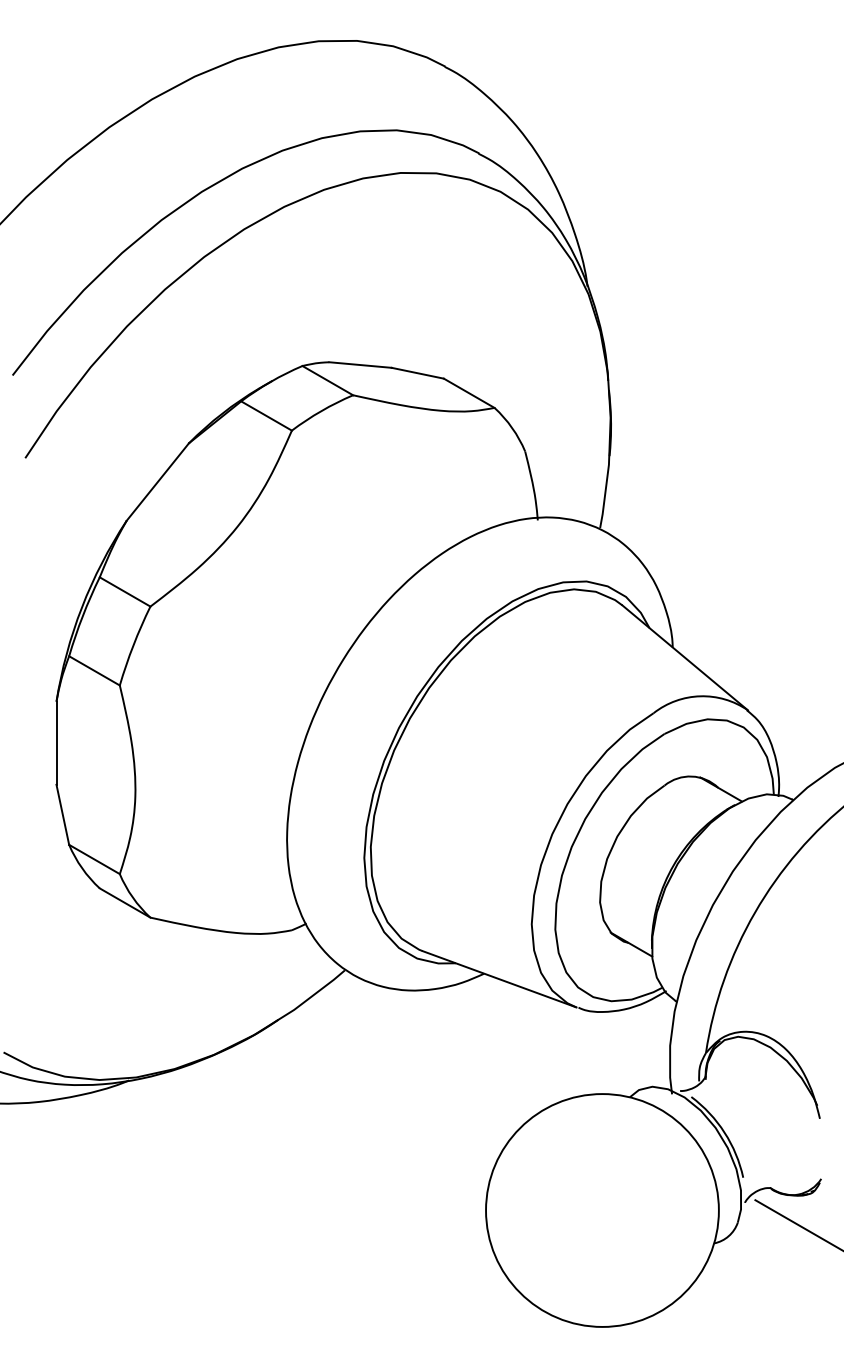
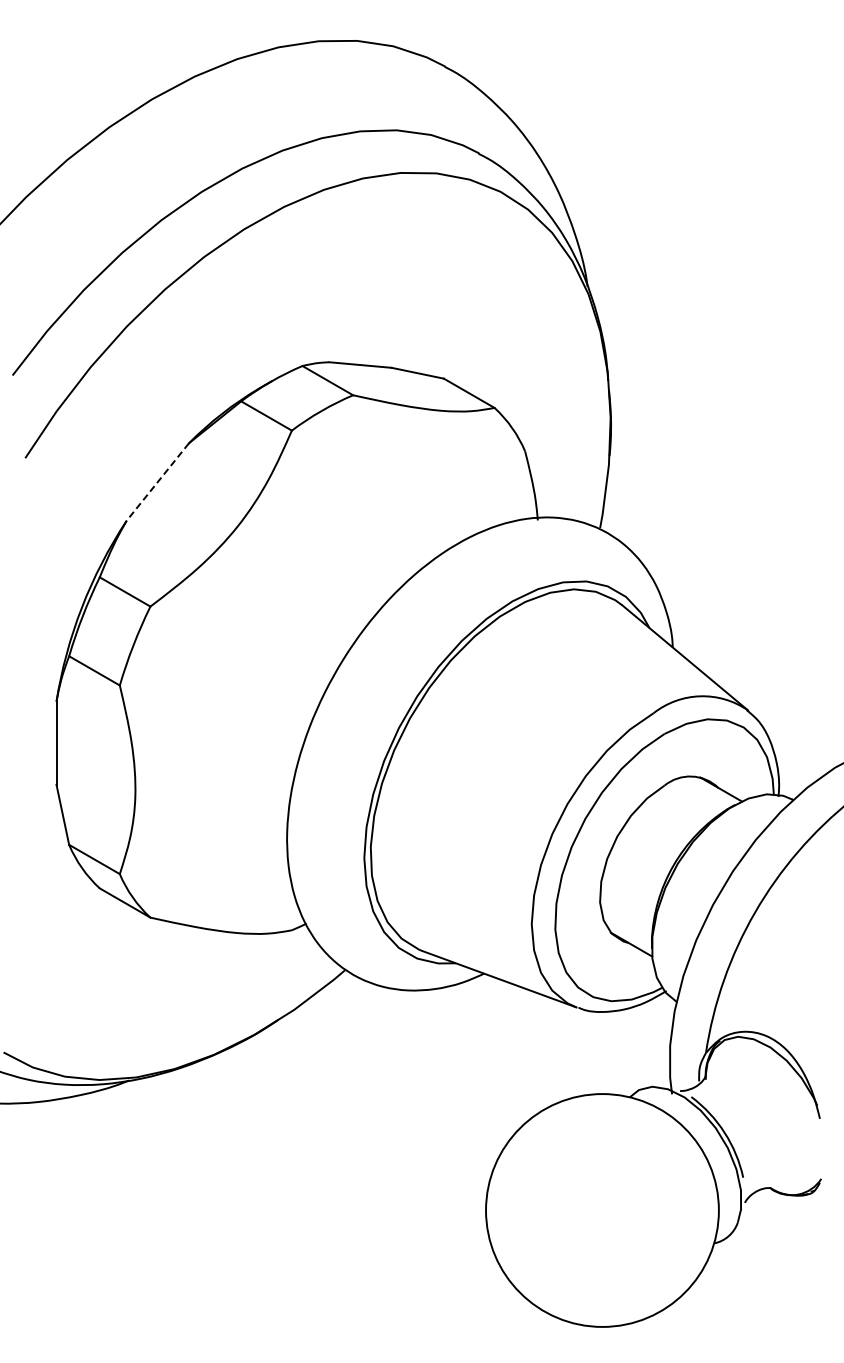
line: solid -> dashed (157, 482)
line: present -> none (797, 1224)
